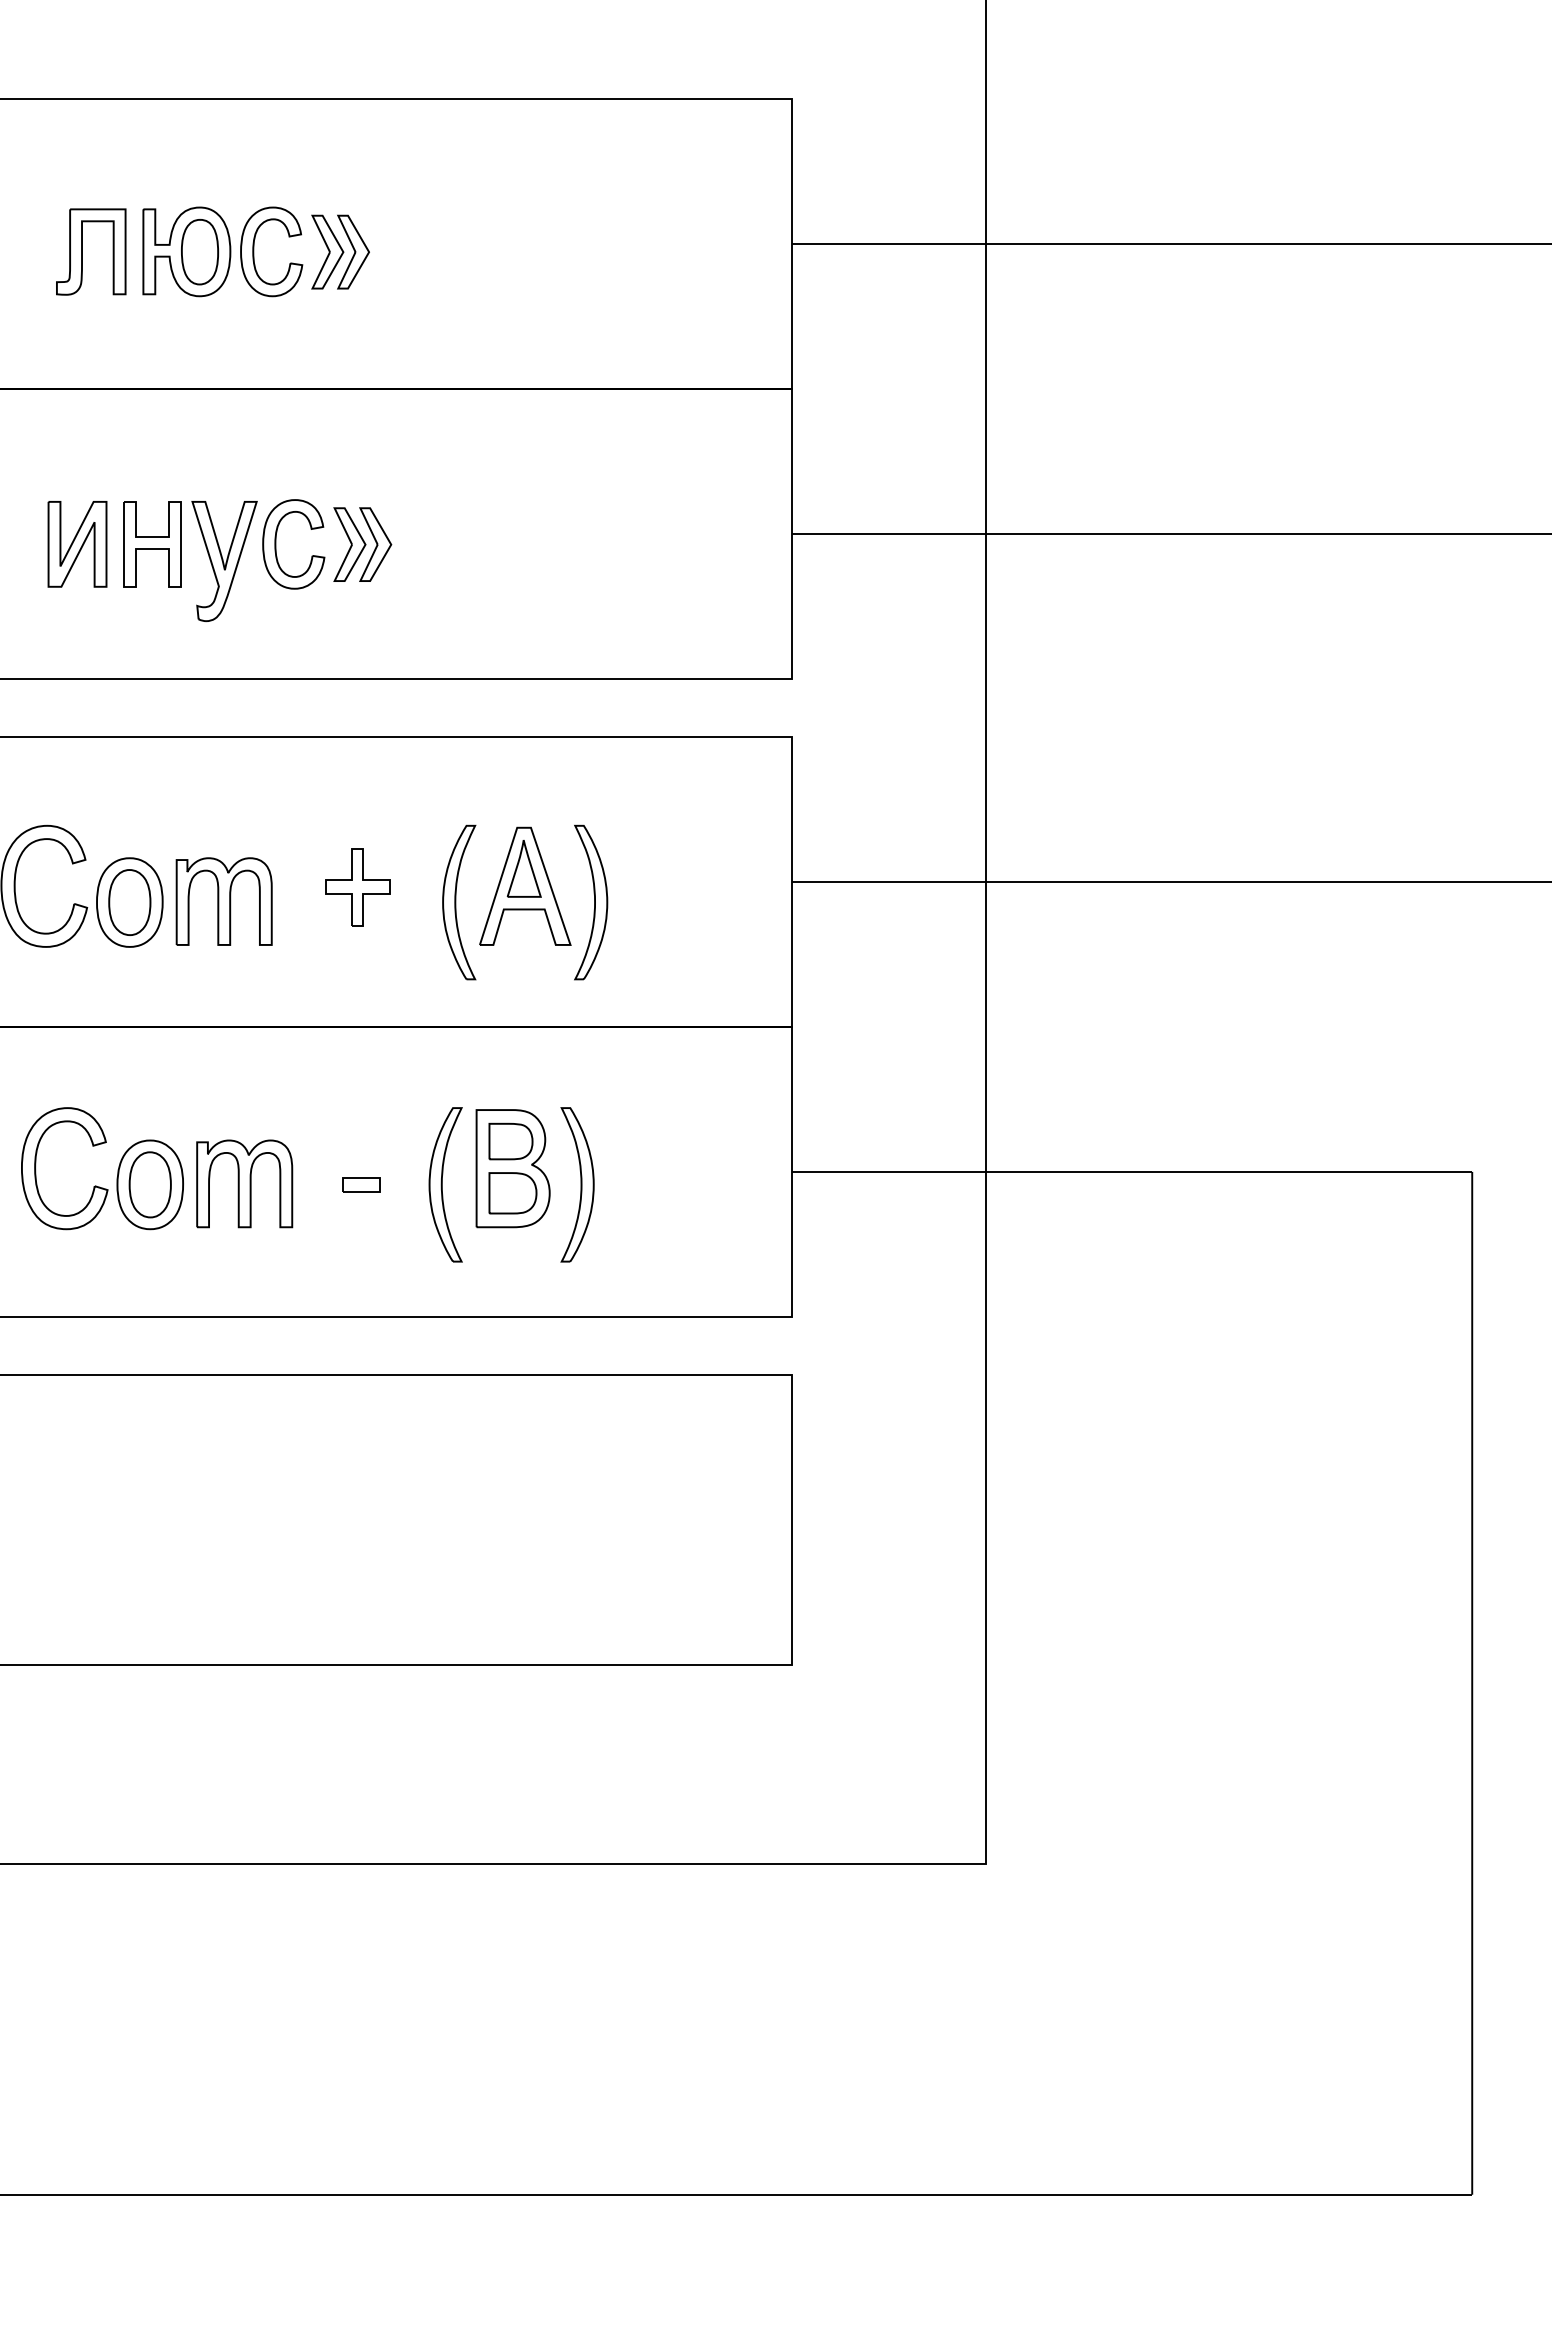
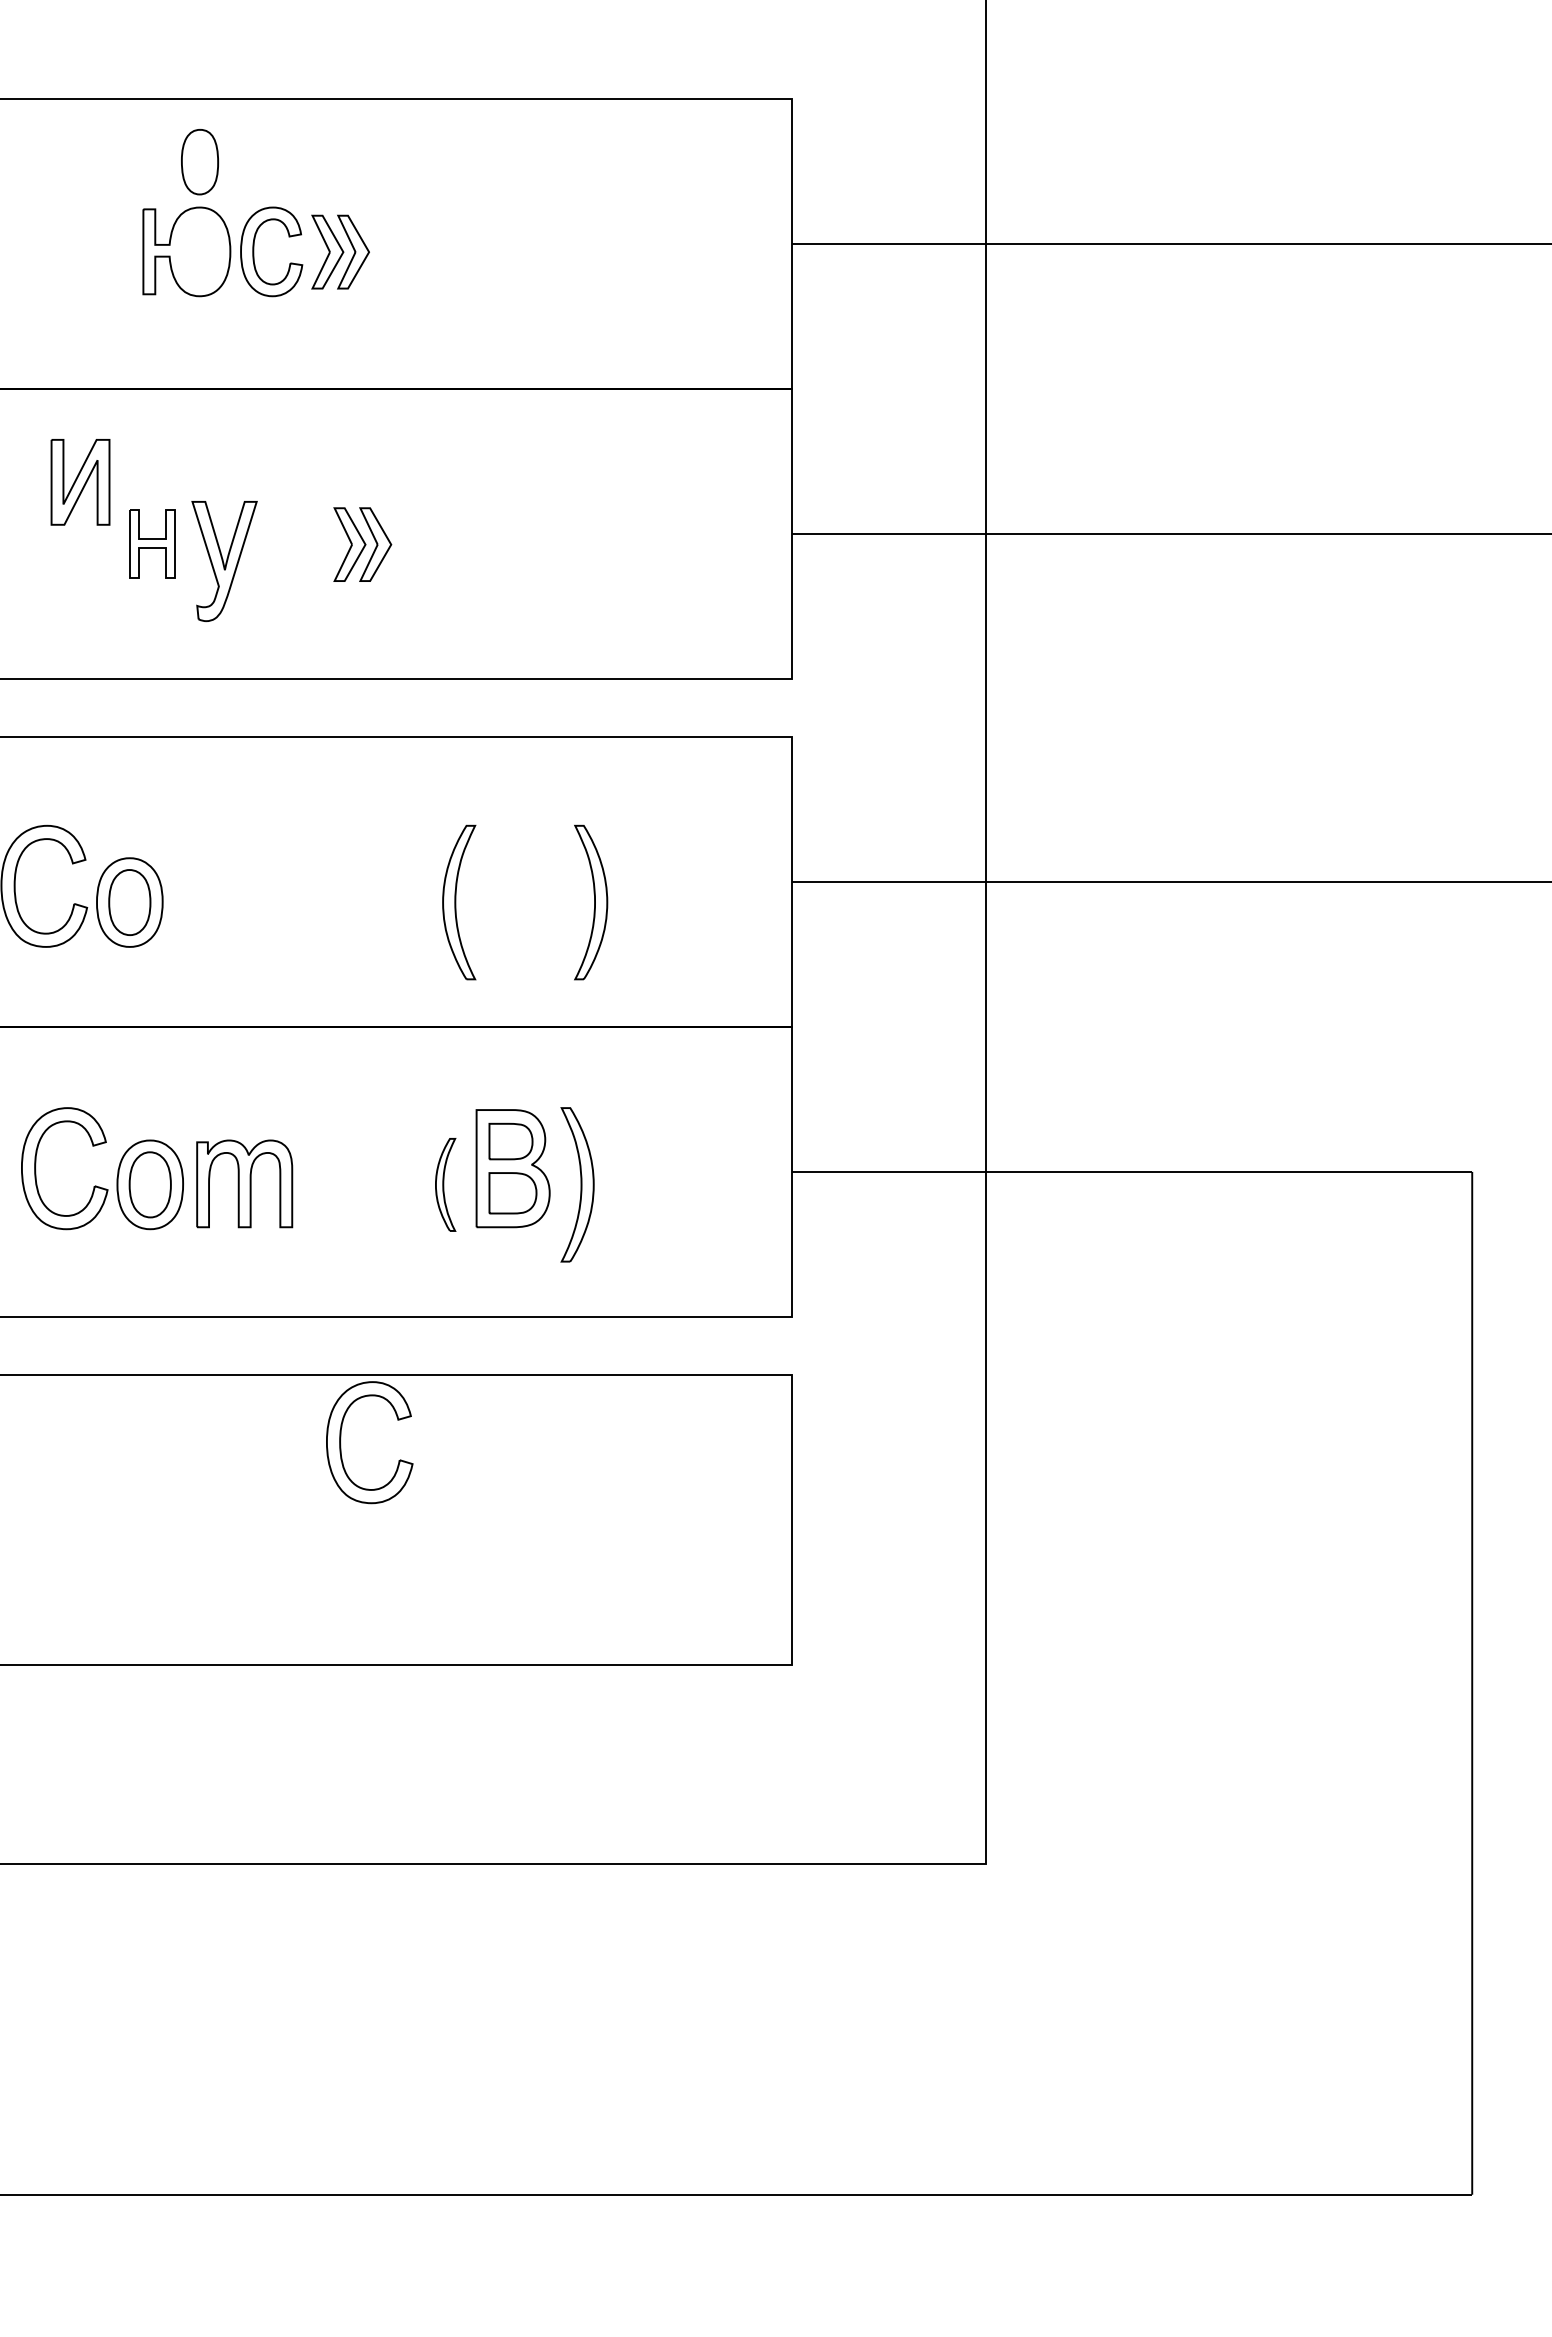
part: present -> none (82, 251)
part position: (200, 252) -> (200, 162) (200, 162)
part position: (77, 544) -> (80, 482) (80, 482)
part size: 59x87 px -> 47x70 px (152, 543)
part: present -> none (276, 544)
part: present -> none (525, 885)
part: present -> none (357, 887)
part: present -> none (223, 901)
part: present -> none (361, 1184)
part size: 35x156 px -> 22x94 px (445, 1184)
part: none -> present (341, 1443)
